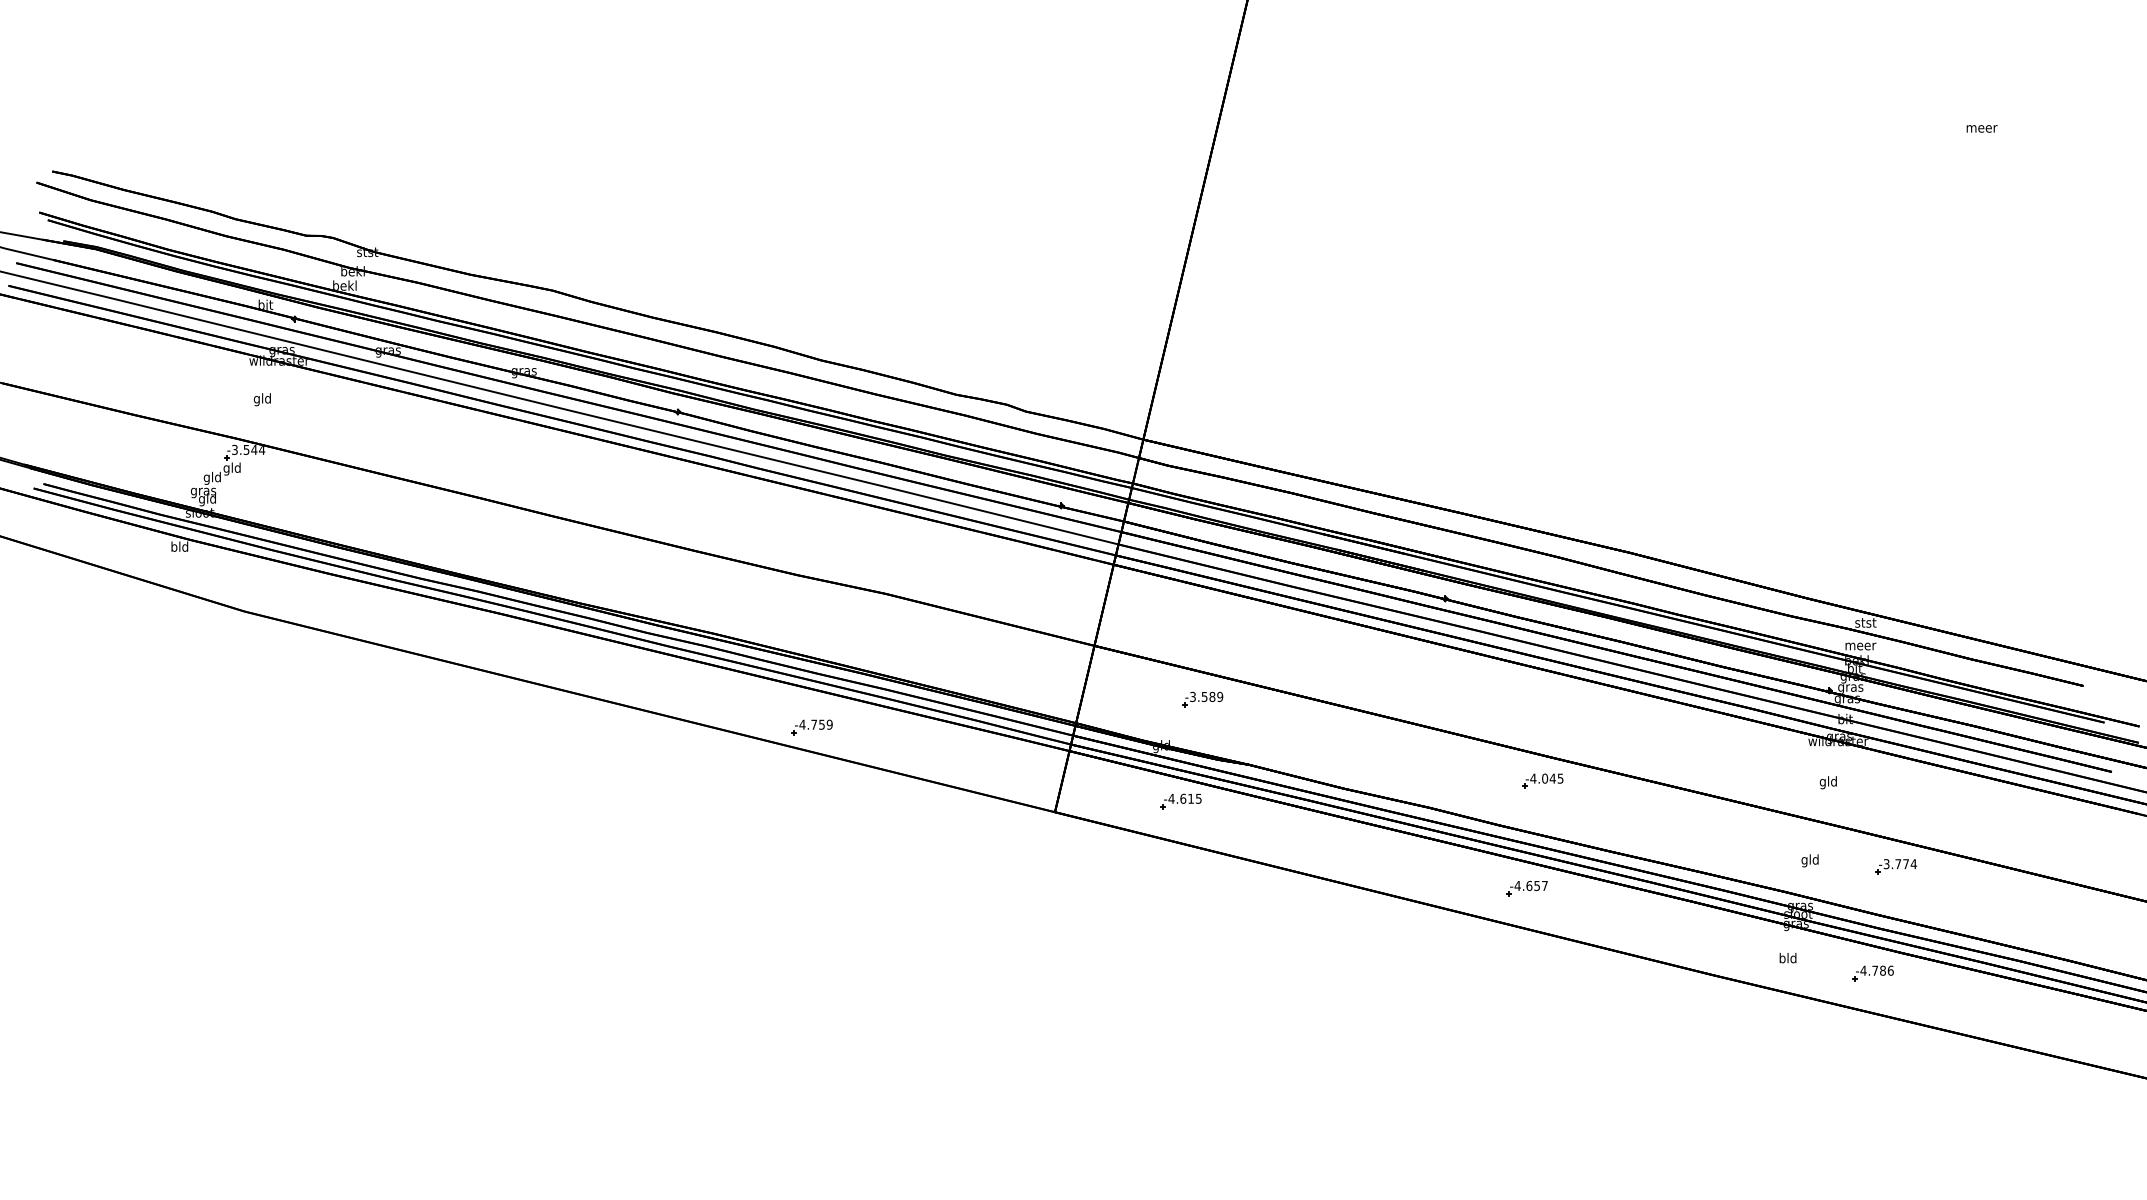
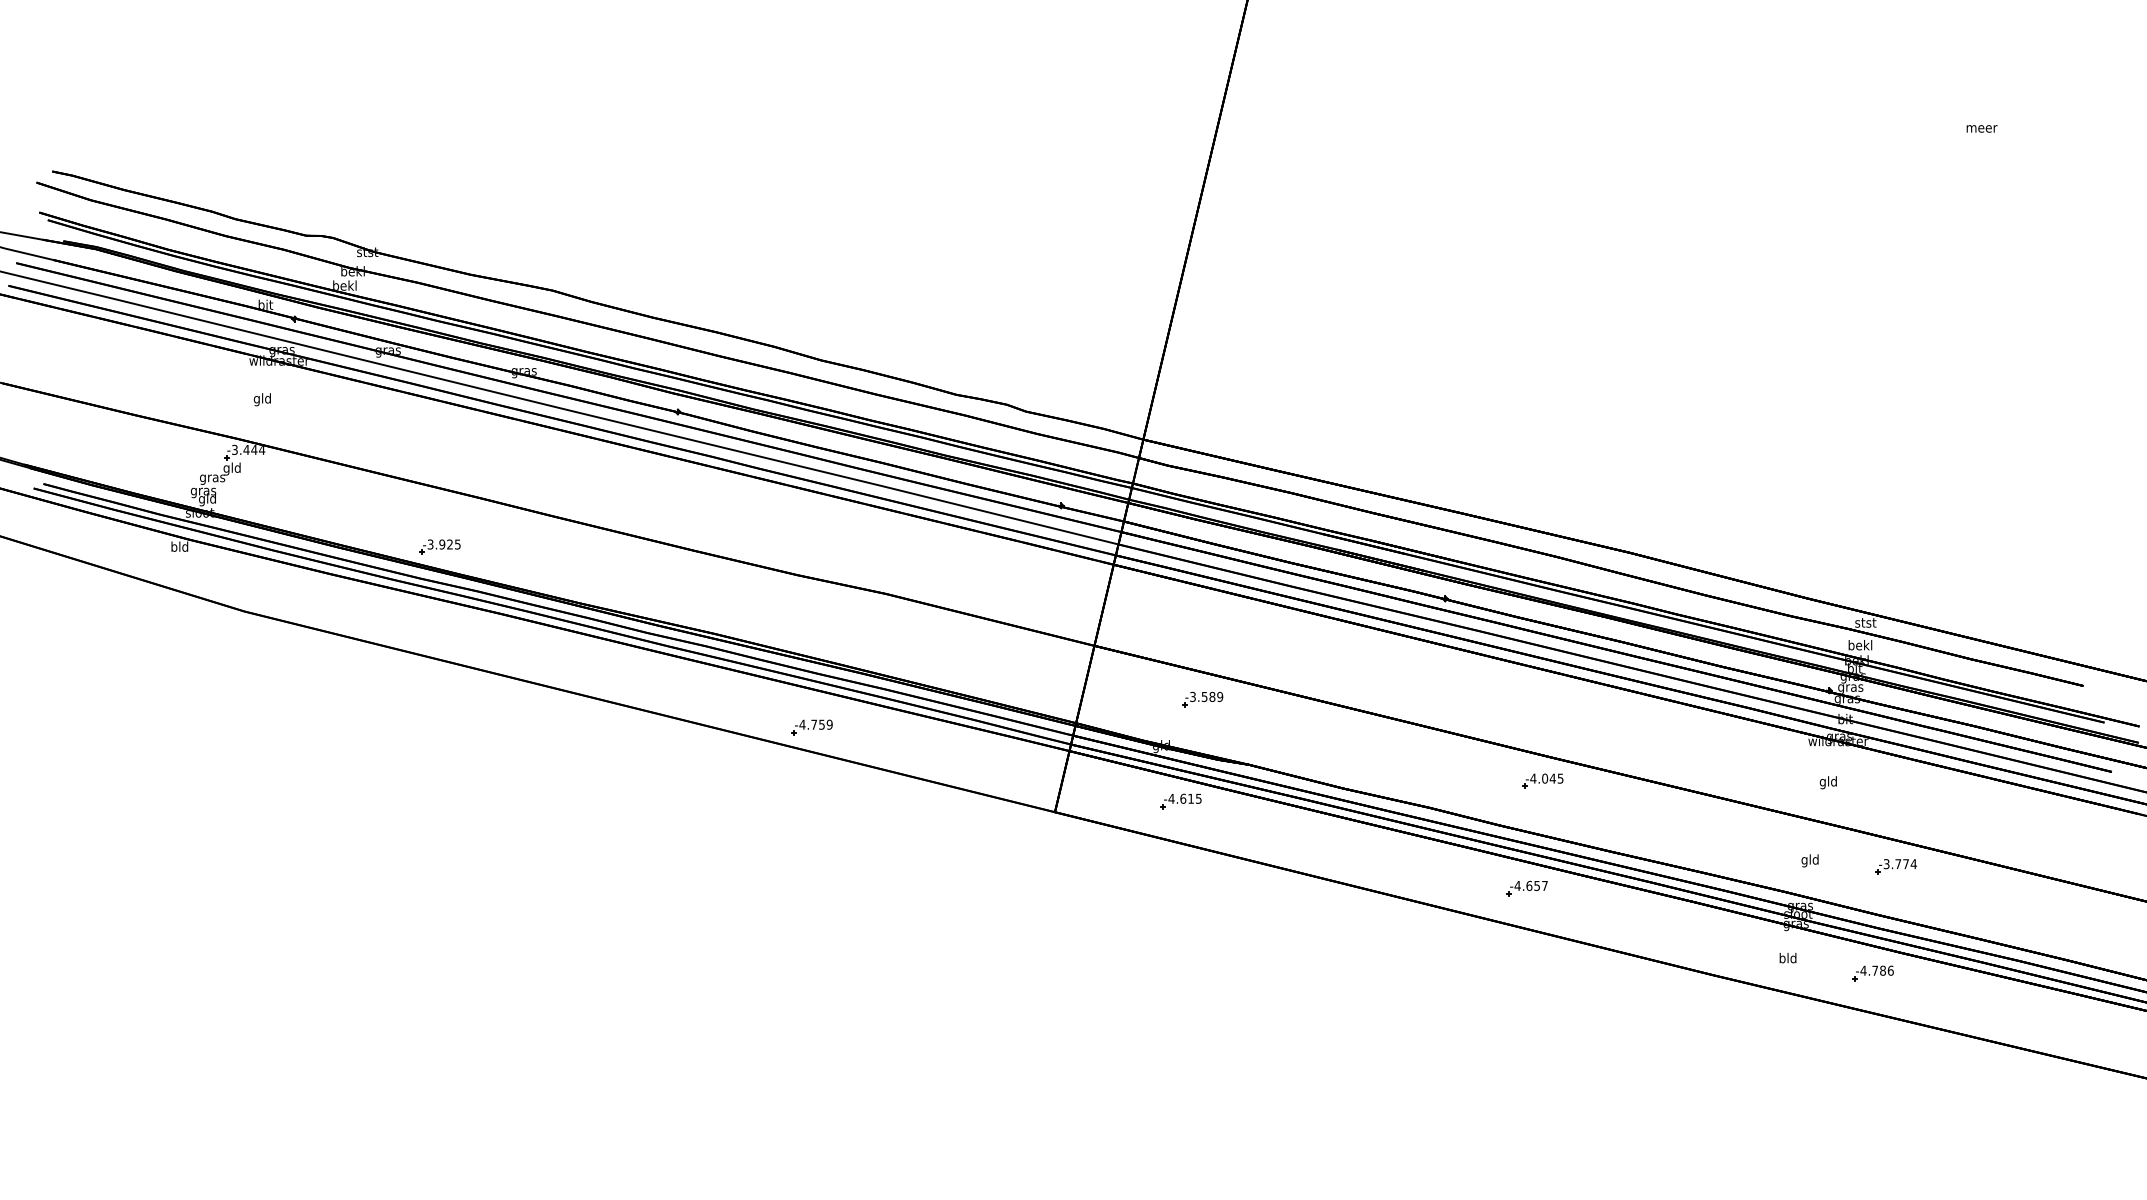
text: -3.544 -> -3.444 (246, 449)
text: gld -> gras (212, 477)
part: none -> present (439, 546)
text: meer -> bekl (1860, 645)
